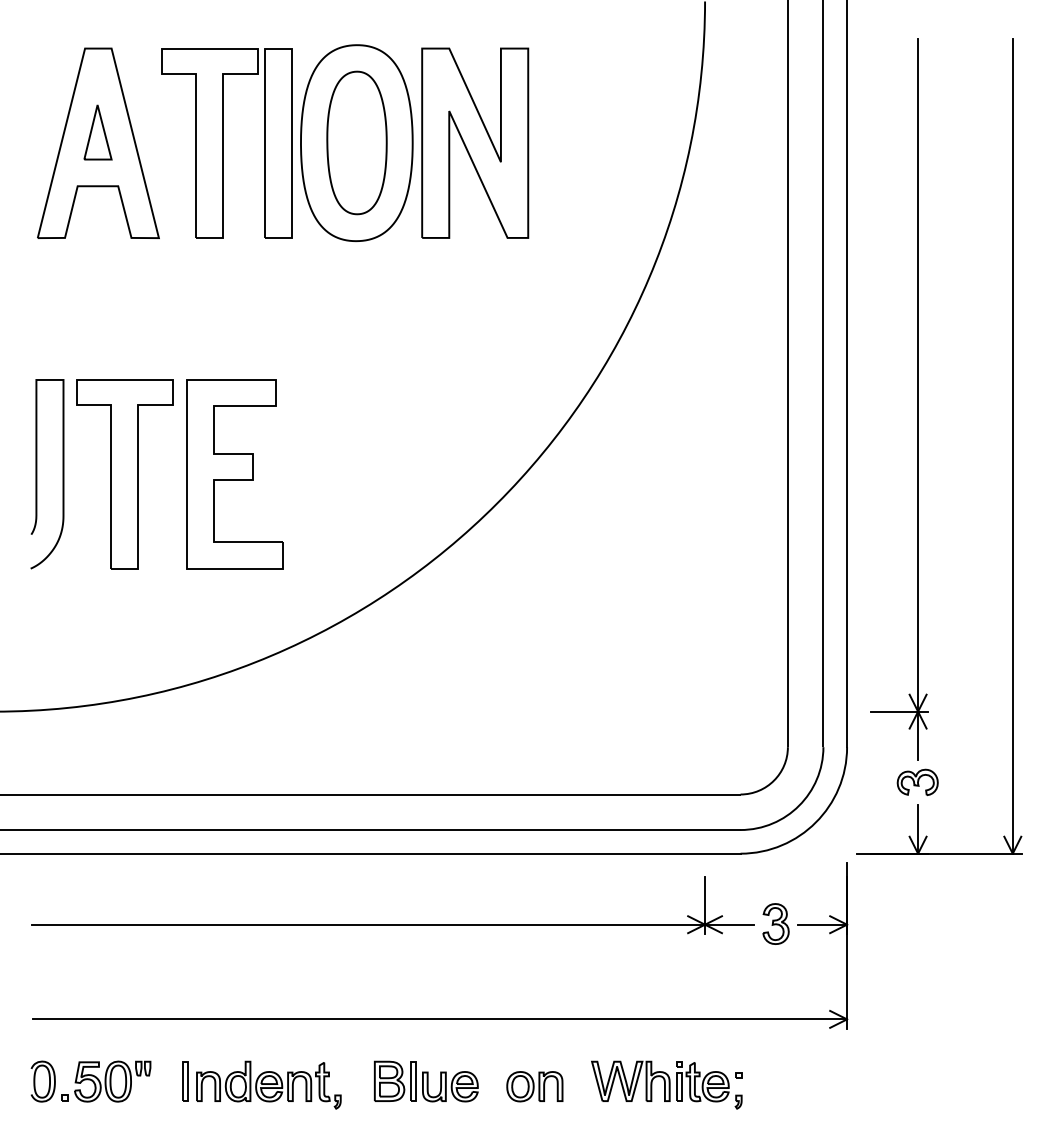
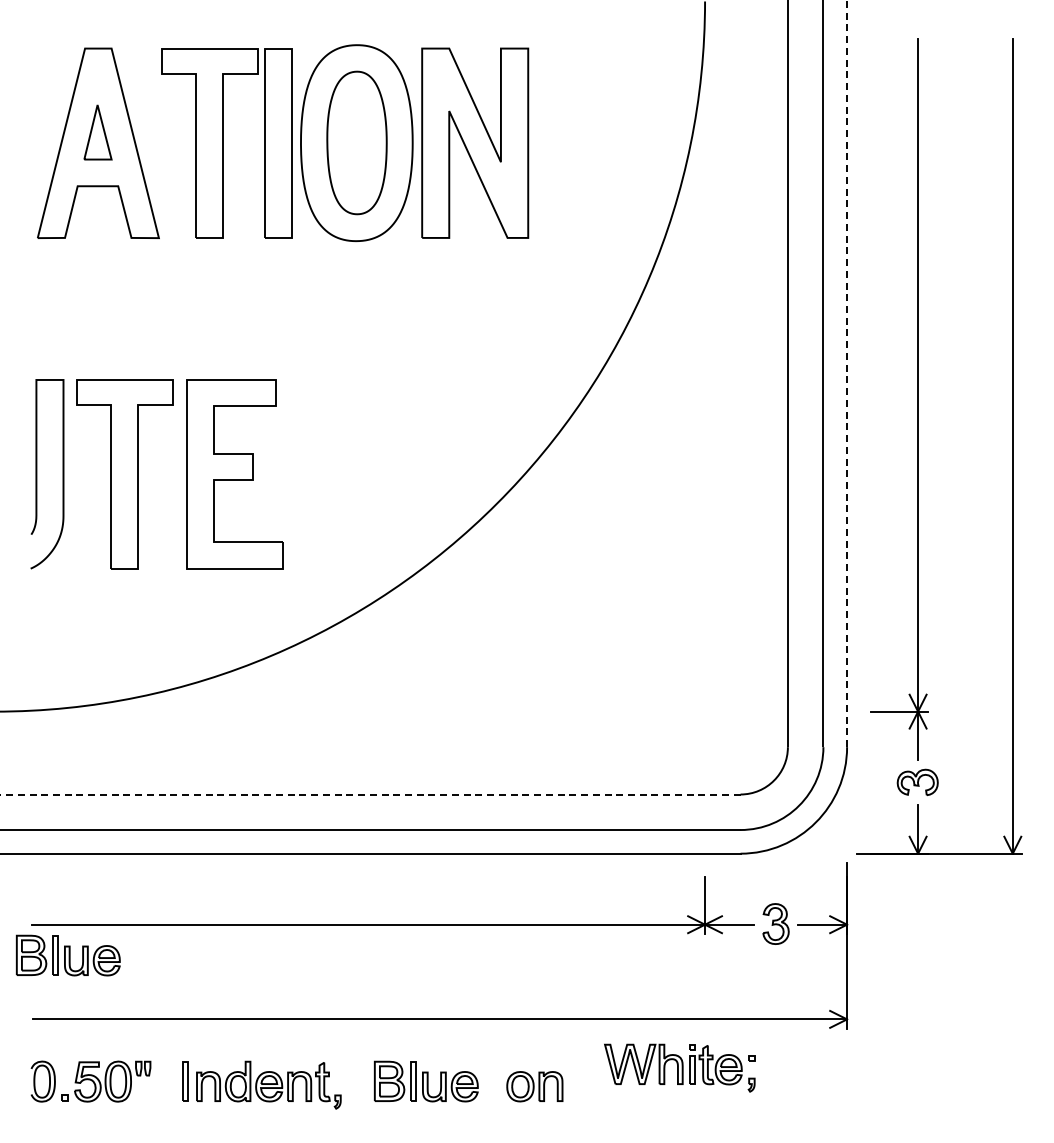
line: solid -> dashed (847, 373)
line: solid -> dashed (370, 794)
part: none -> present (68, 955)
part position: (666, 1084) -> (679, 1067) (679, 1067)
